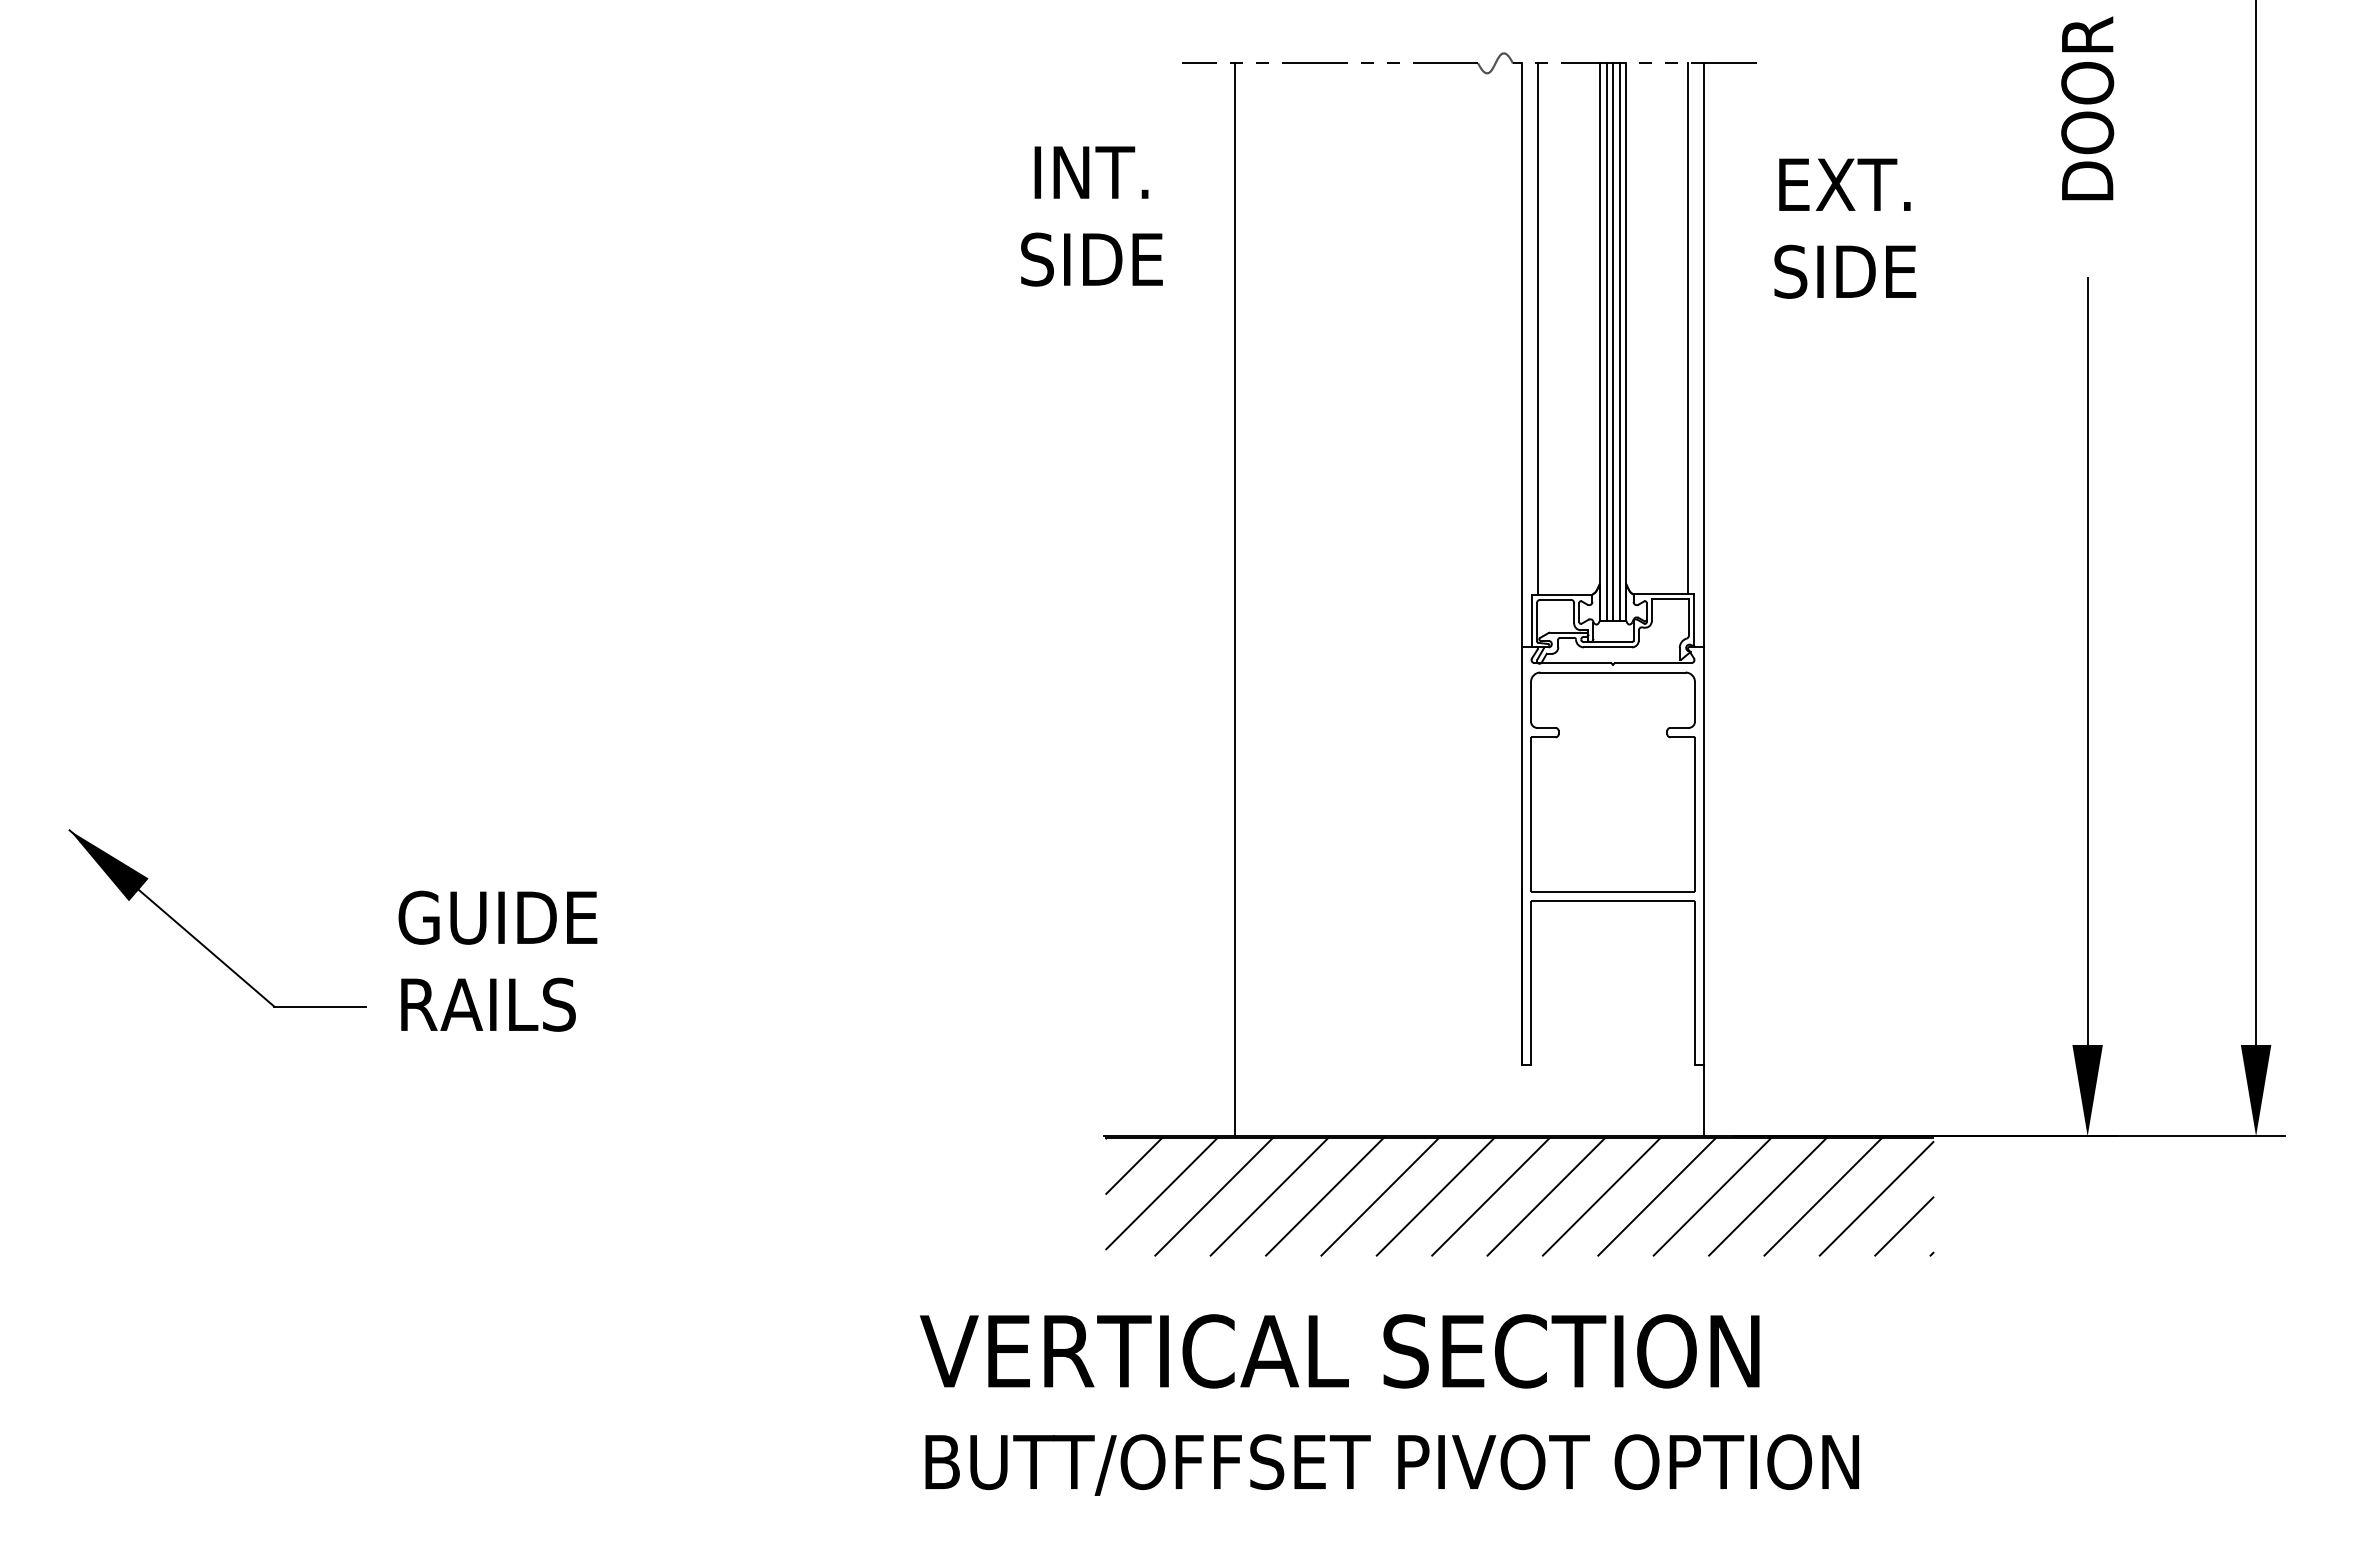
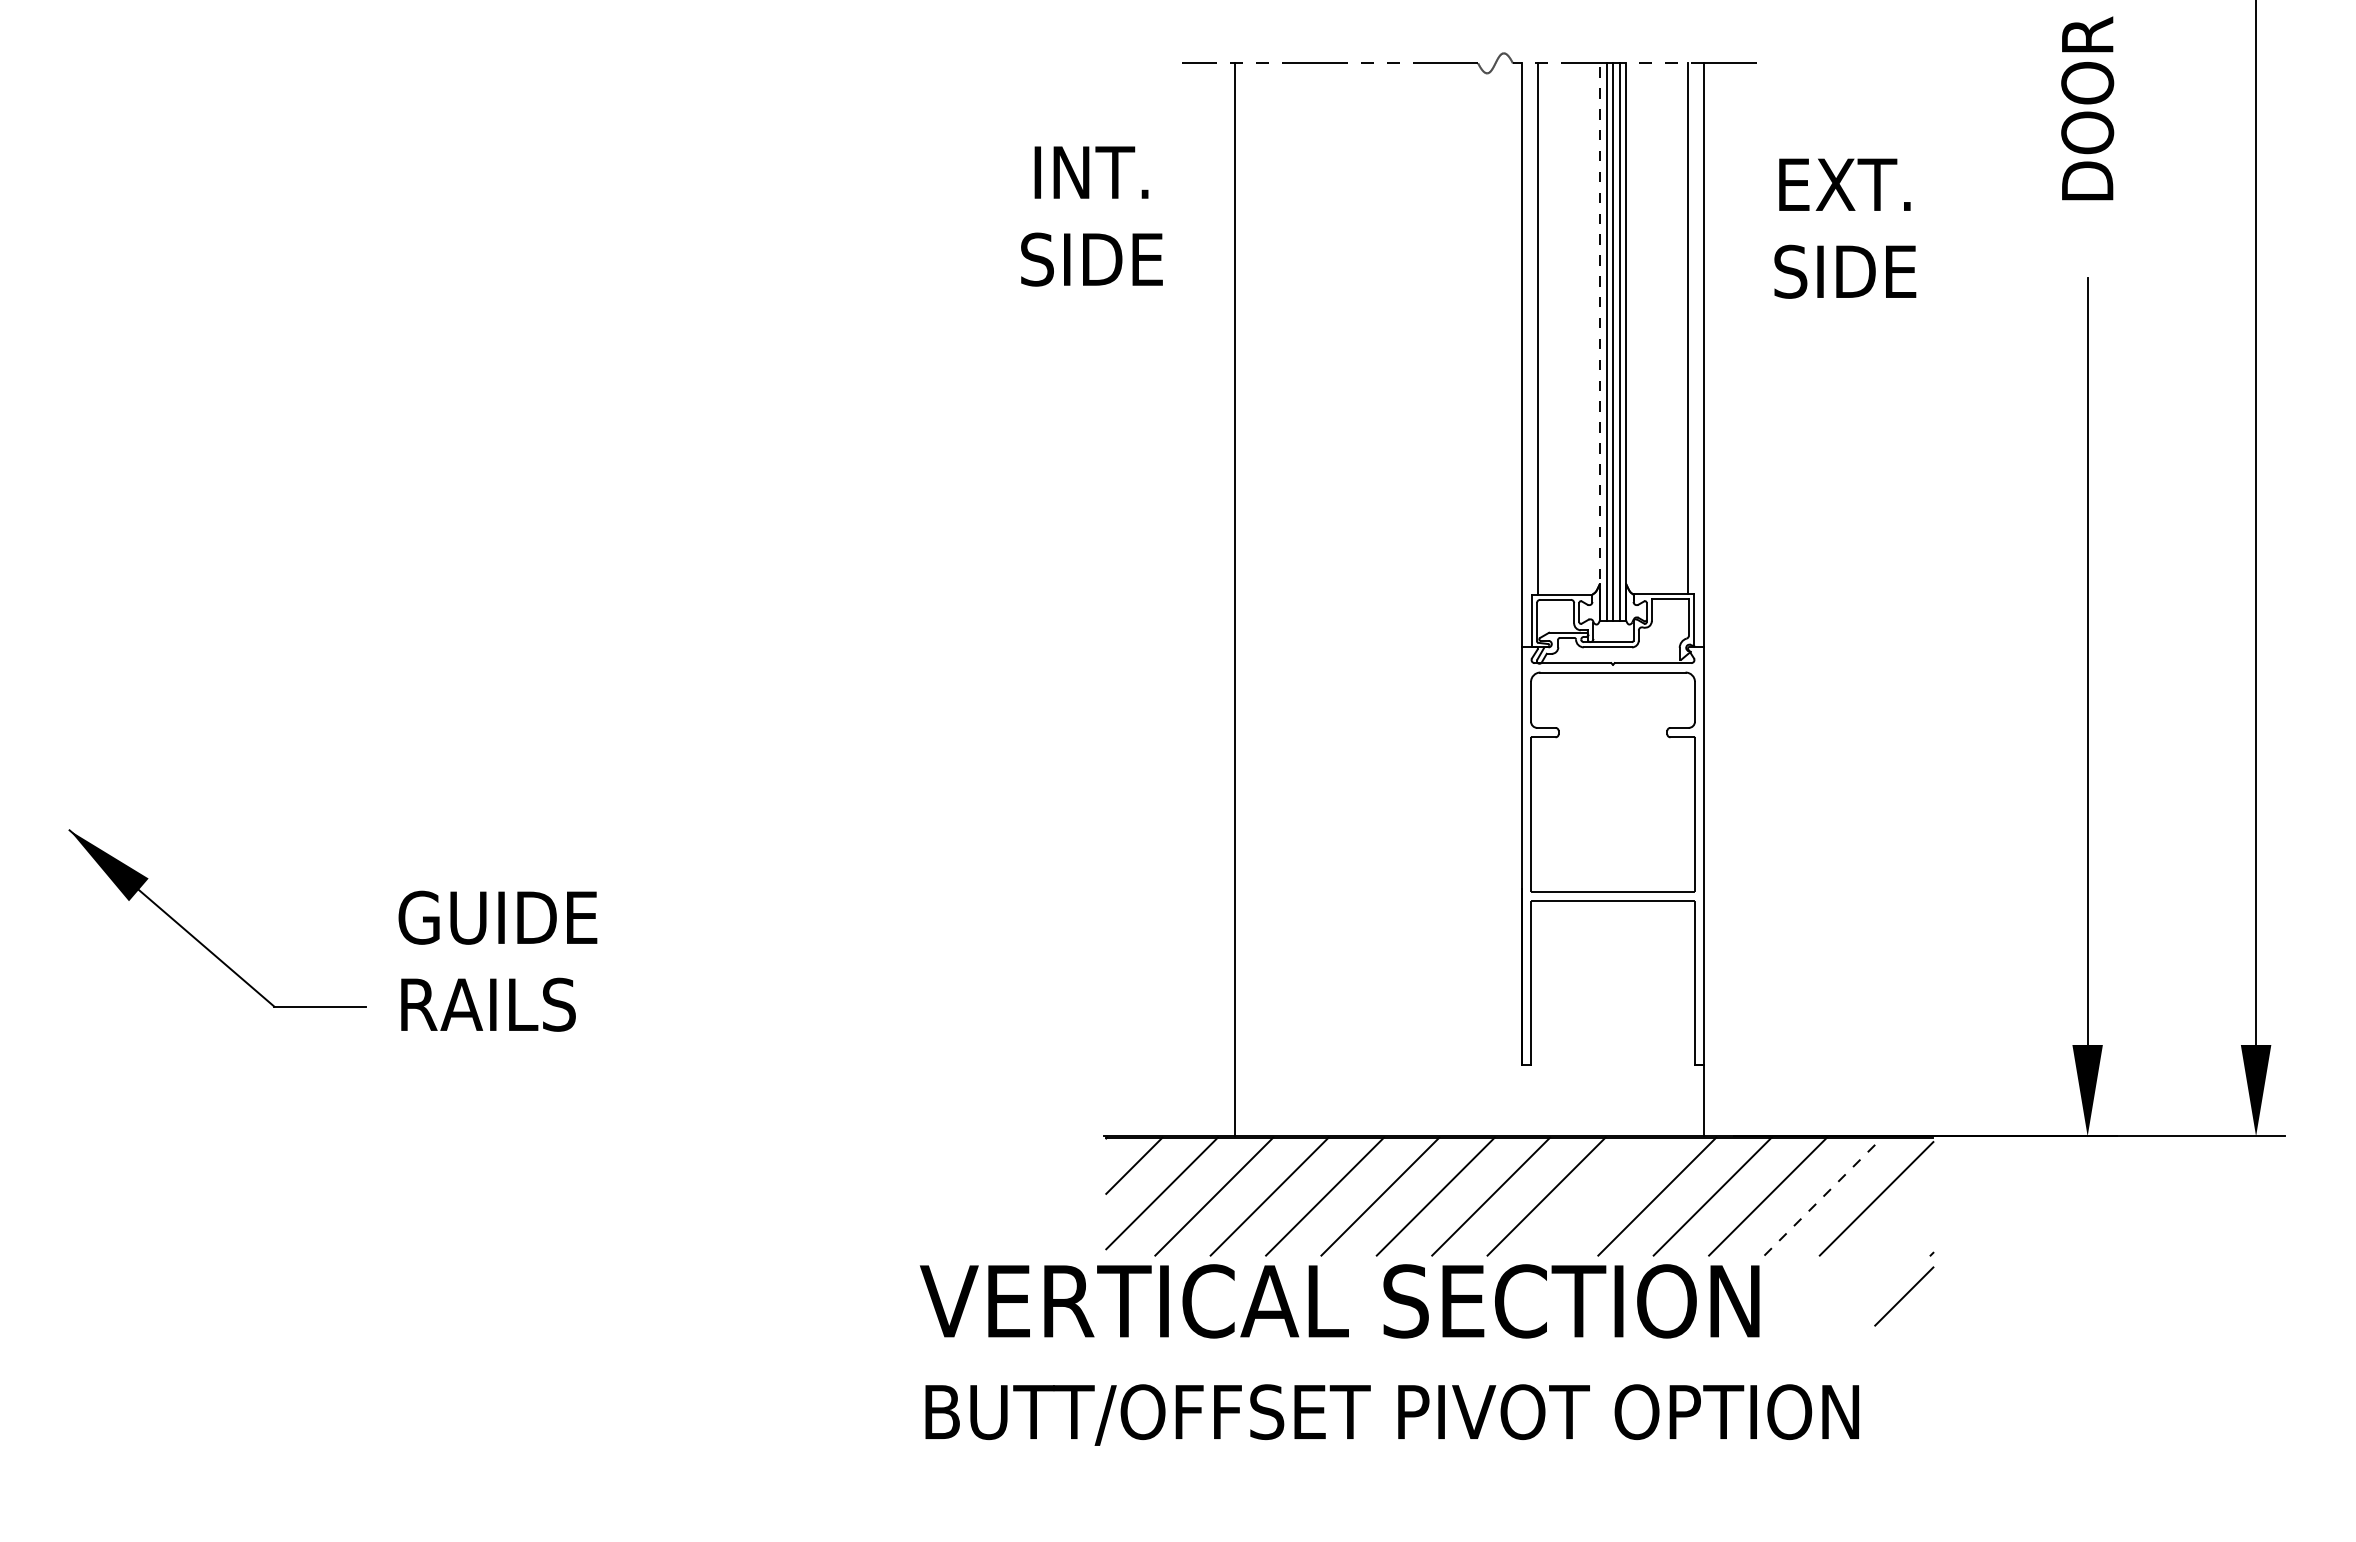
line: solid -> dashed (1599, 342)
line: present -> none (1601, 1196)
line: solid -> dashed (1823, 1196)
line position: (1904, 1226) -> (1904, 1296) (1904, 1296)
text position: (1389, 1404) -> (1389, 1354) (1389, 1354)
